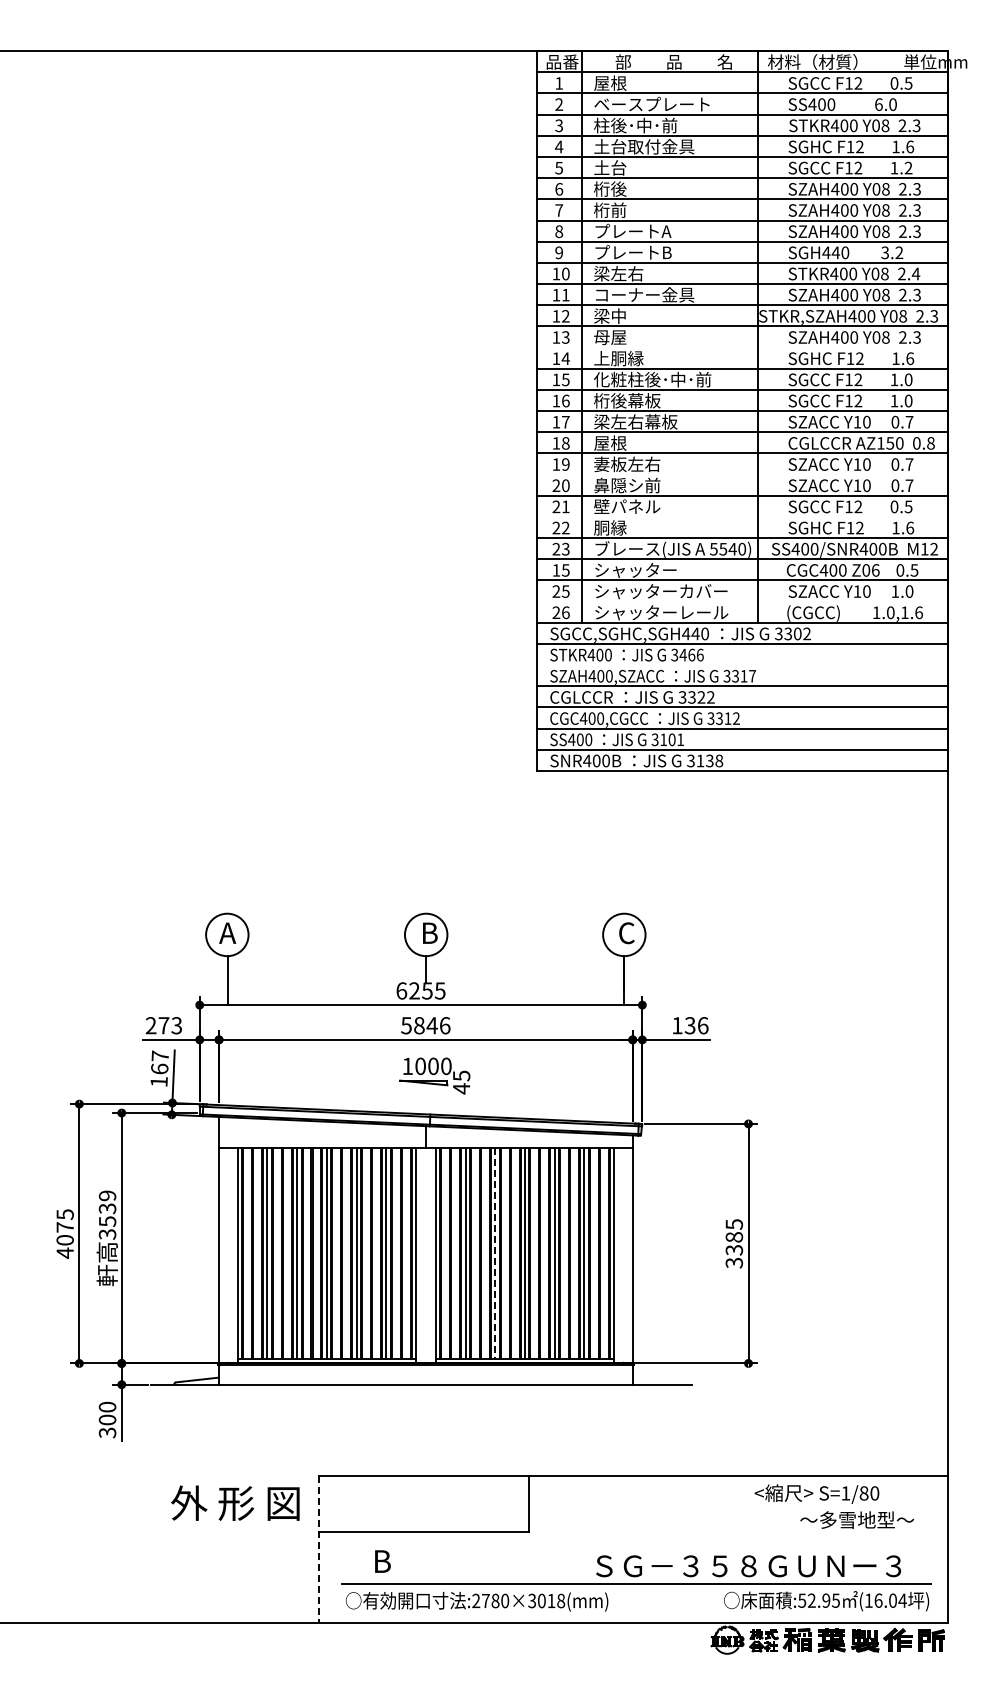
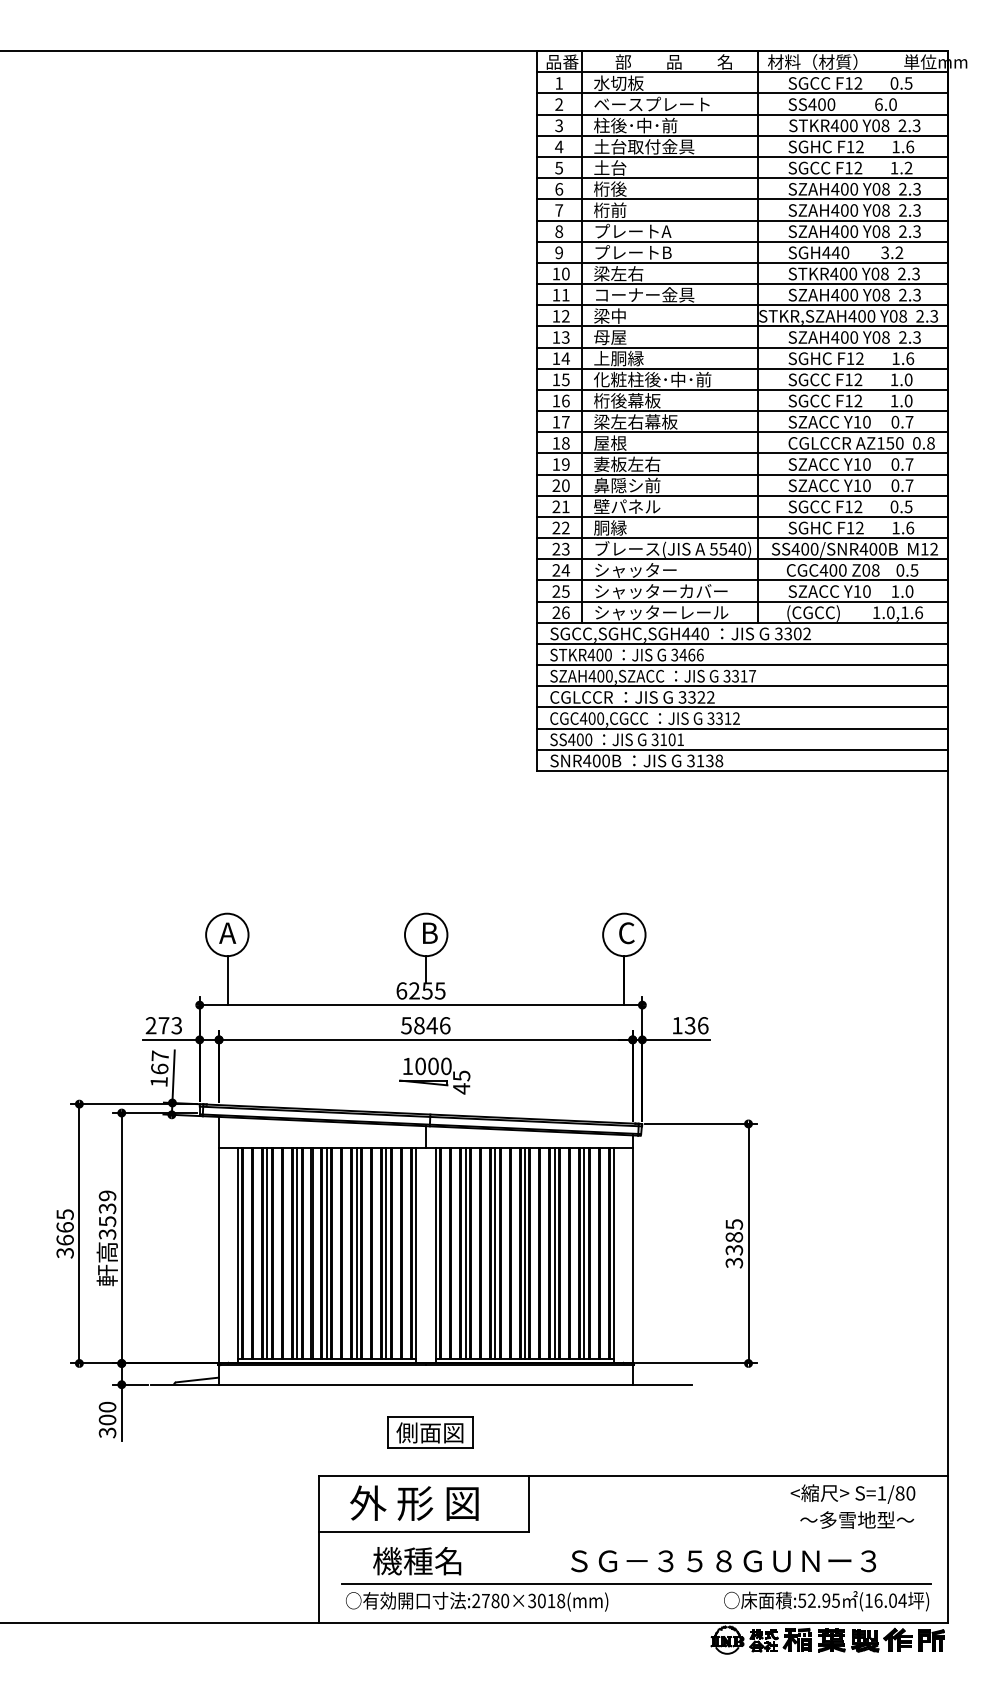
text: 屋根 -> 水切板 (618, 82)
text: 2.4 -> 2.3 (915, 273)
line: none -> present (741, 347)
line: none -> present (741, 474)
line: none -> present (741, 516)
text: 15 -> 24 (560, 570)
text: Z06 -> Z08 (875, 570)
line: none -> present (741, 601)
line: none -> present (741, 665)
text: 4075 -> 3665 (64, 1240)
line: dashed -> solid (495, 1253)
part: none -> present (430, 1432)
text position: (816, 1493) -> (852, 1493) (852, 1493)
text position: (235, 1502) -> (414, 1502) (414, 1502)
line: dashed -> solid (319, 1549)
text: B -> 機種名 (417, 1561)
text position: (748, 1566) -> (723, 1561) (723, 1561)
